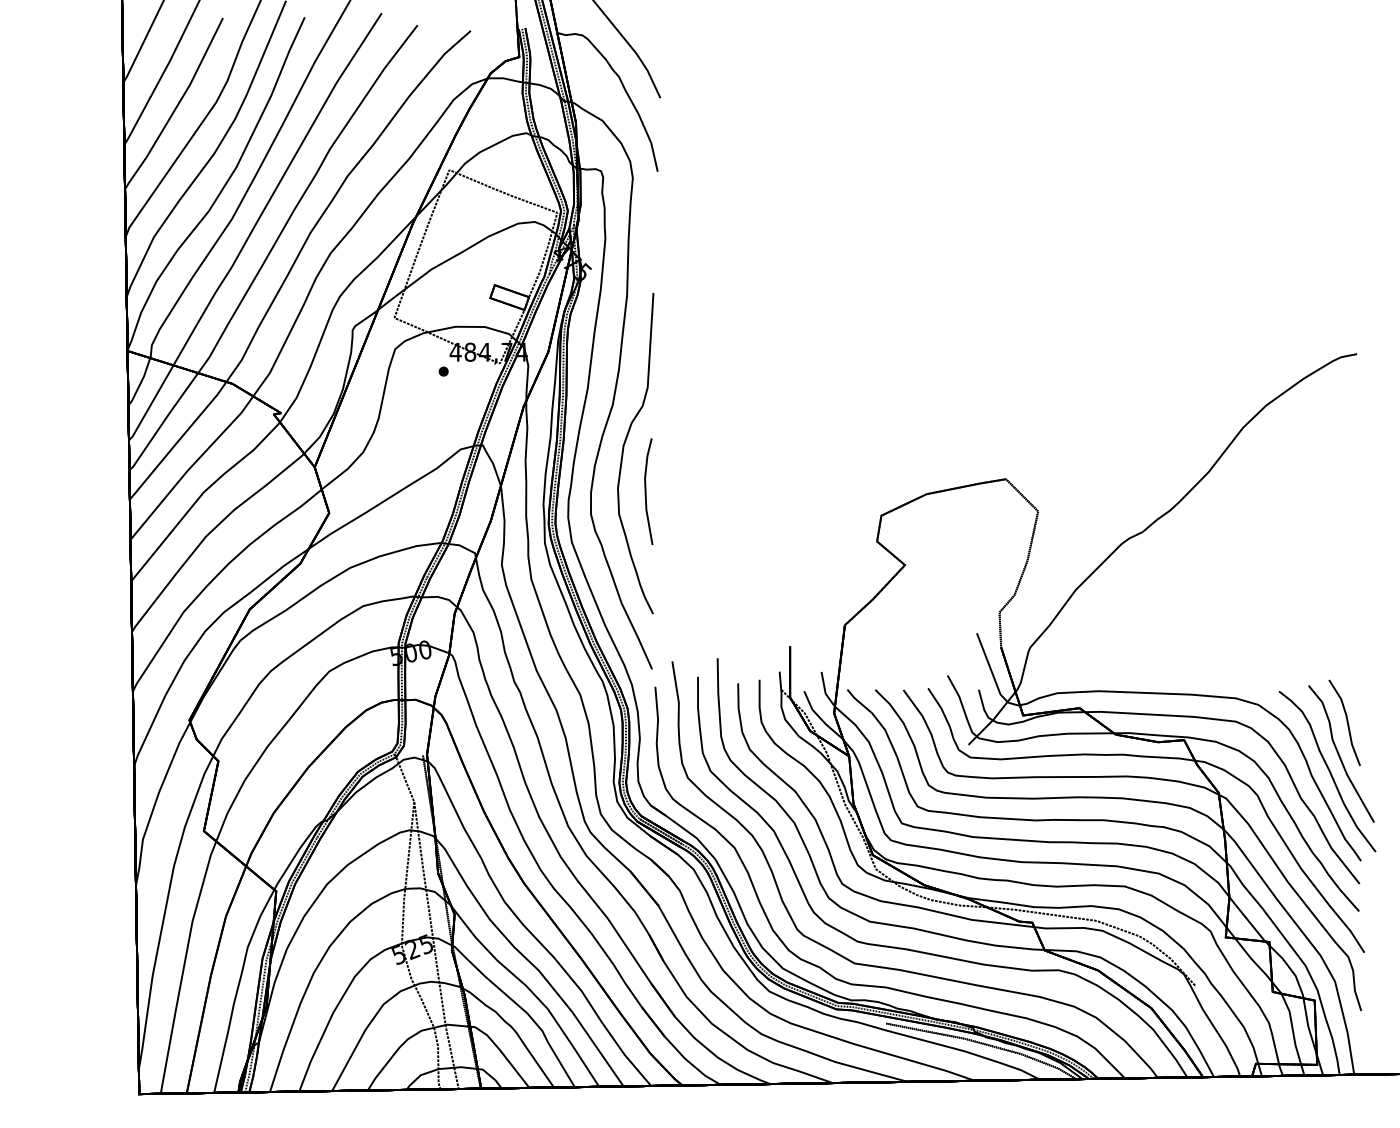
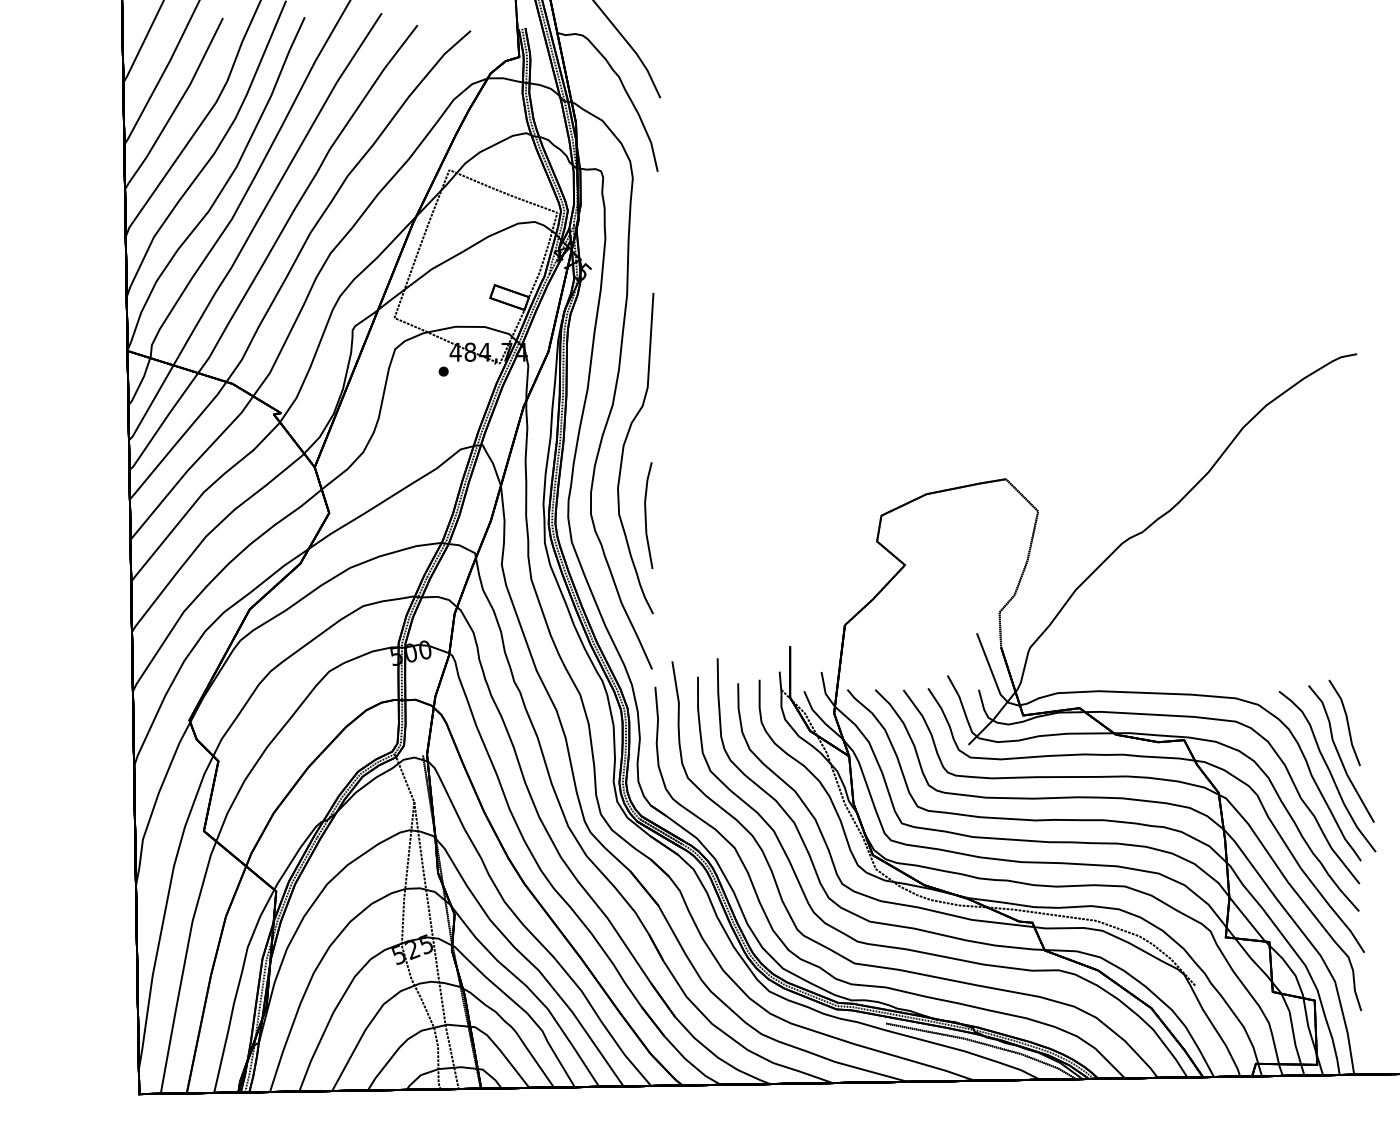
line position: (646, 491) -> (646, 515) (646, 515)
